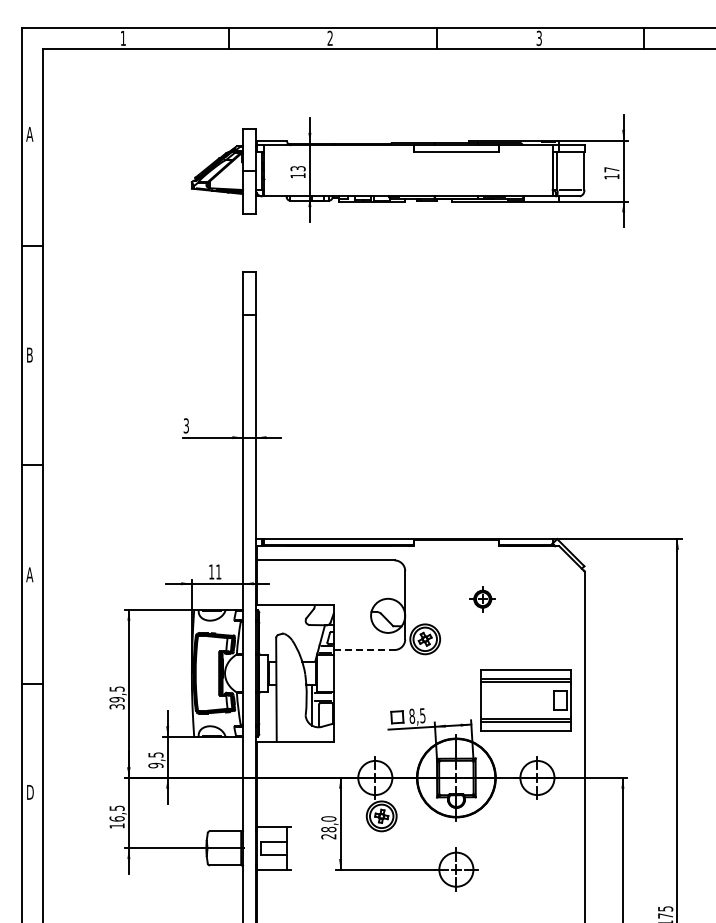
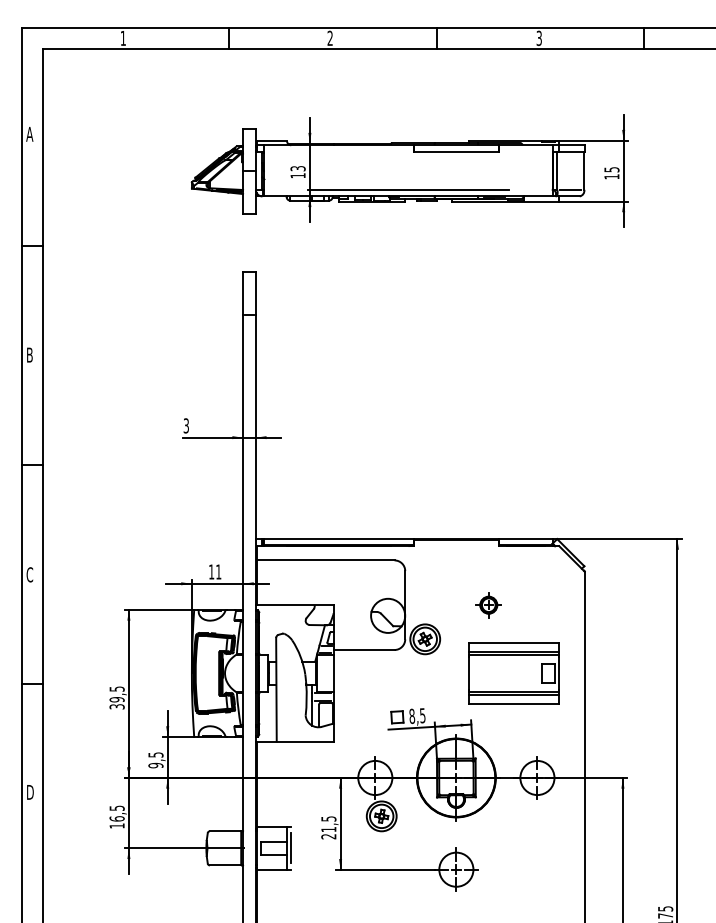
text: 17 -> 15 (611, 169)
line: none -> present (408, 189)
text: A -> C (29, 574)
part position: (482, 599) -> (488, 605) (488, 605)
line: dashed -> solid (364, 650)
part position: (525, 700) -> (513, 673) (513, 673)
text: 28,0 -> 21,5 (328, 824)
line: none -> present (291, 848)
